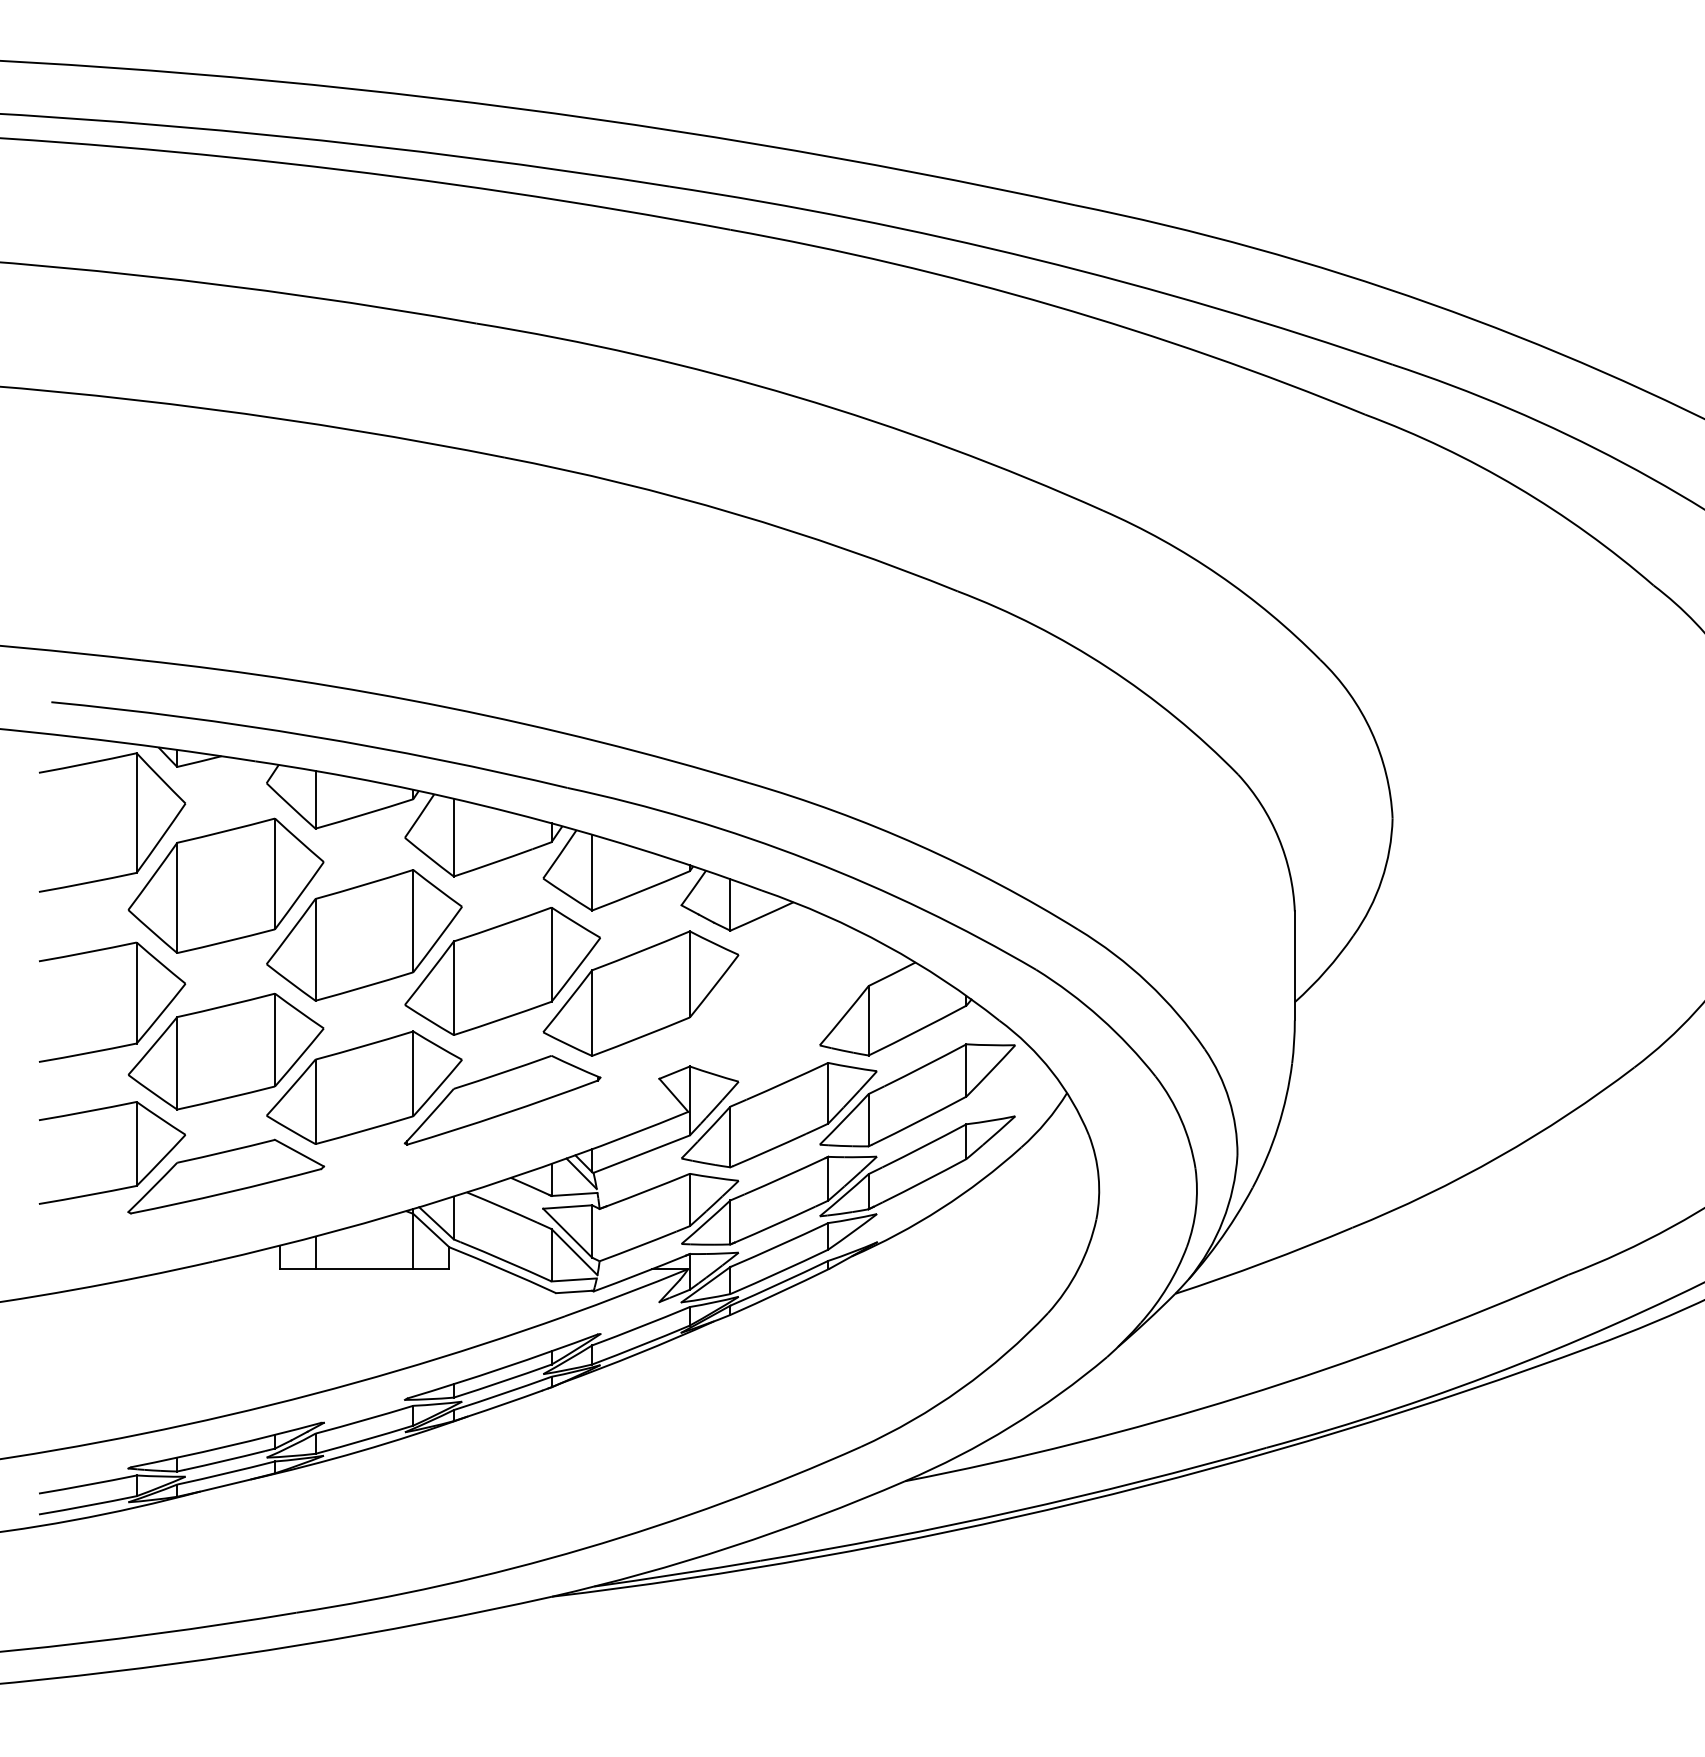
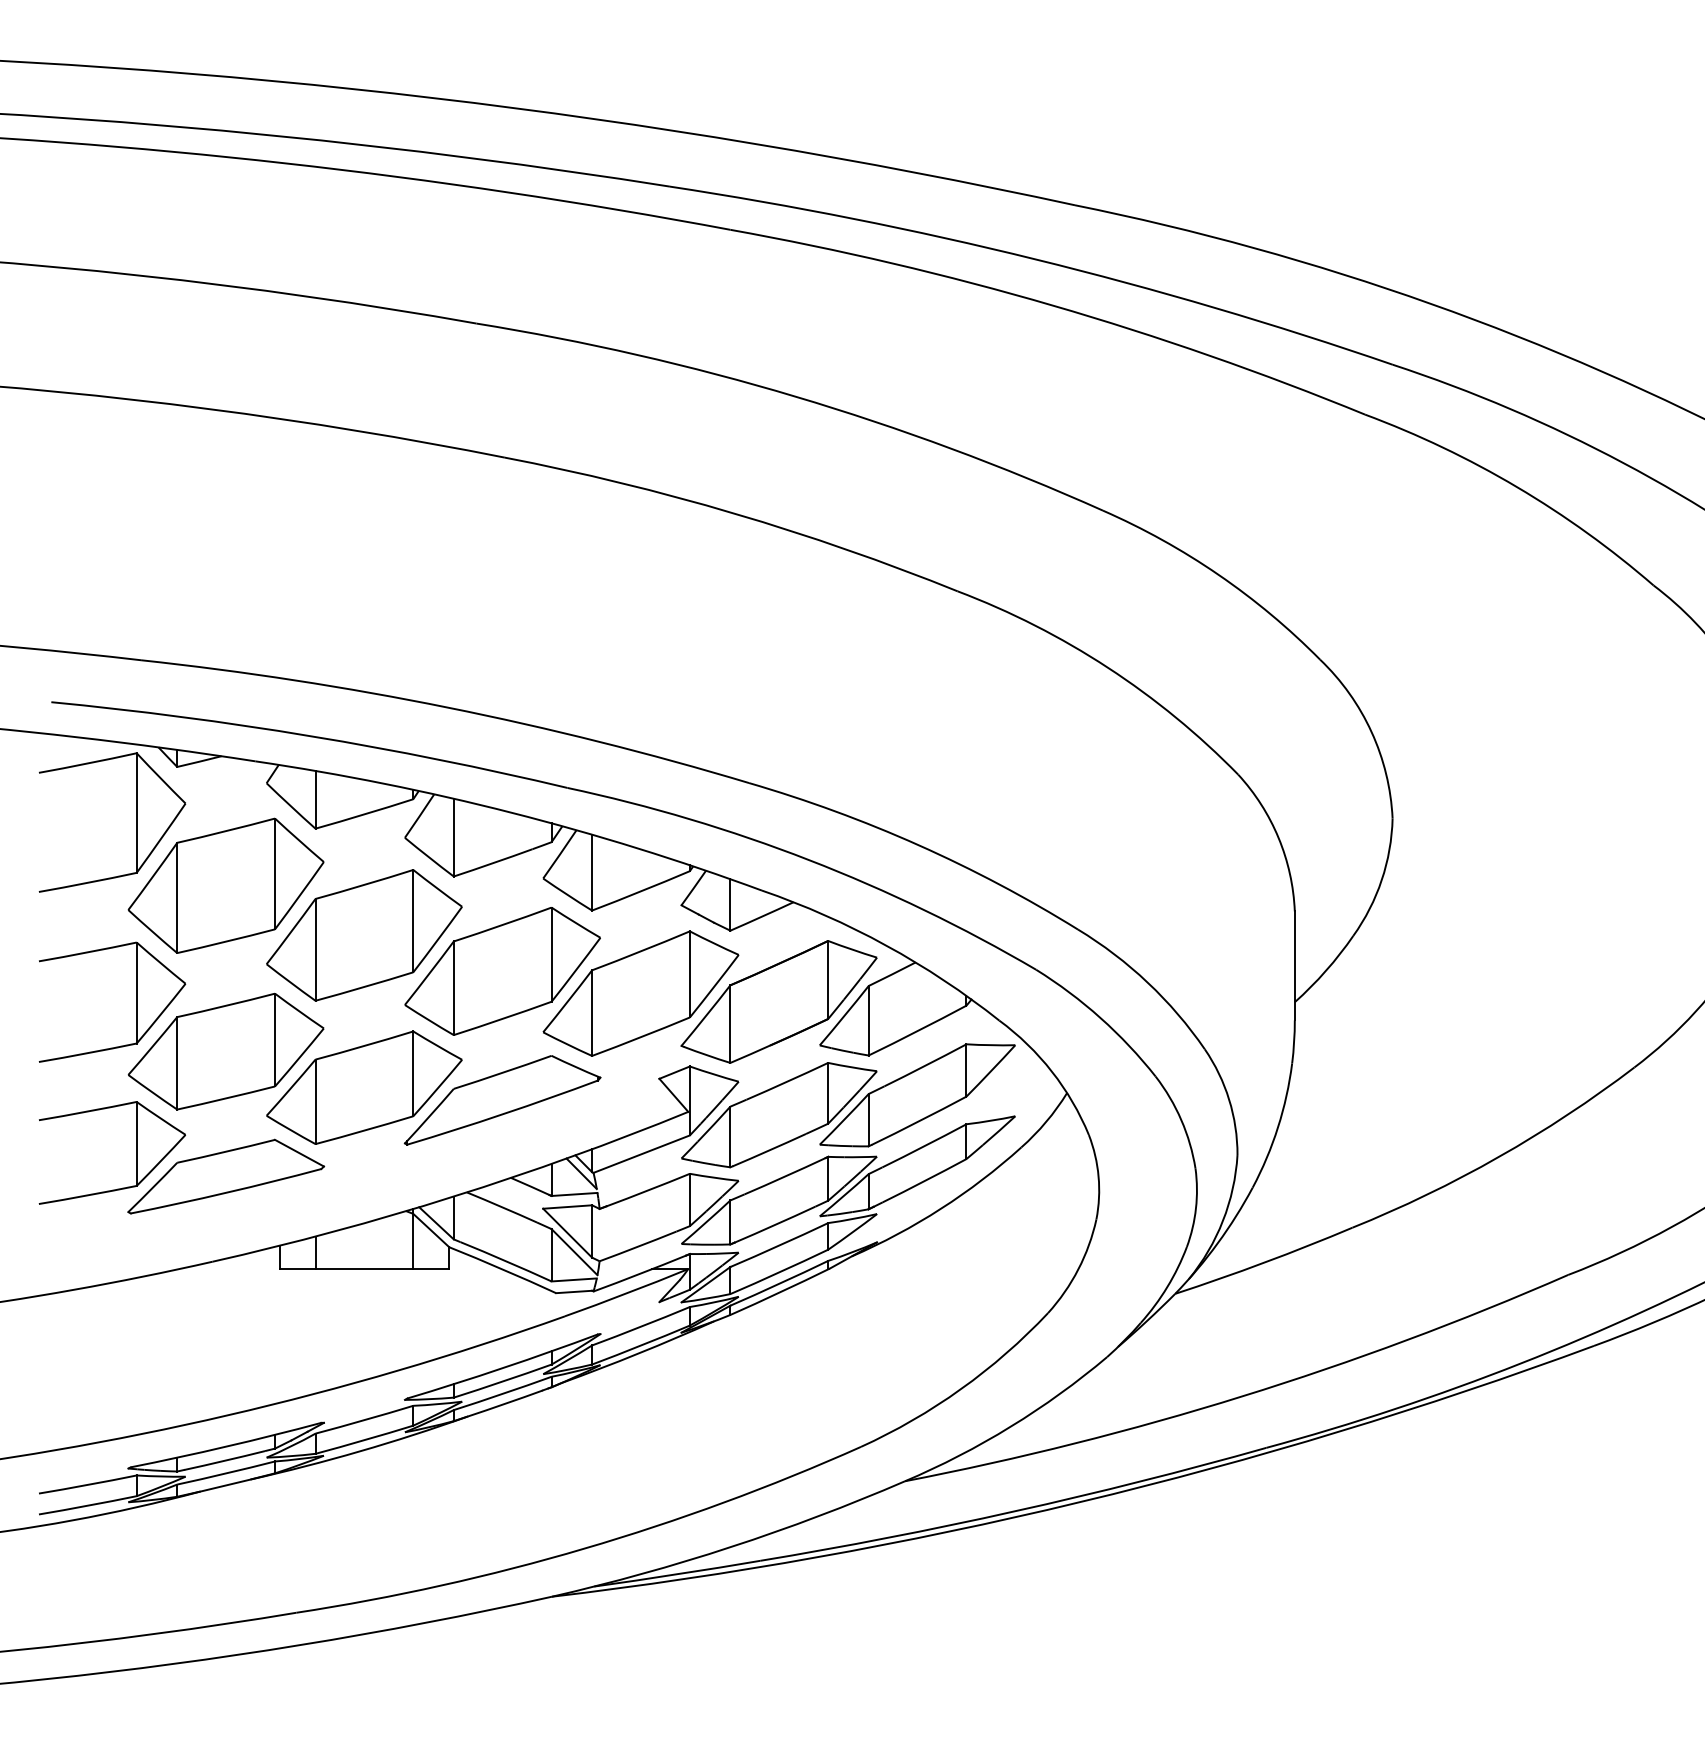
part: none -> present (778, 1001)
